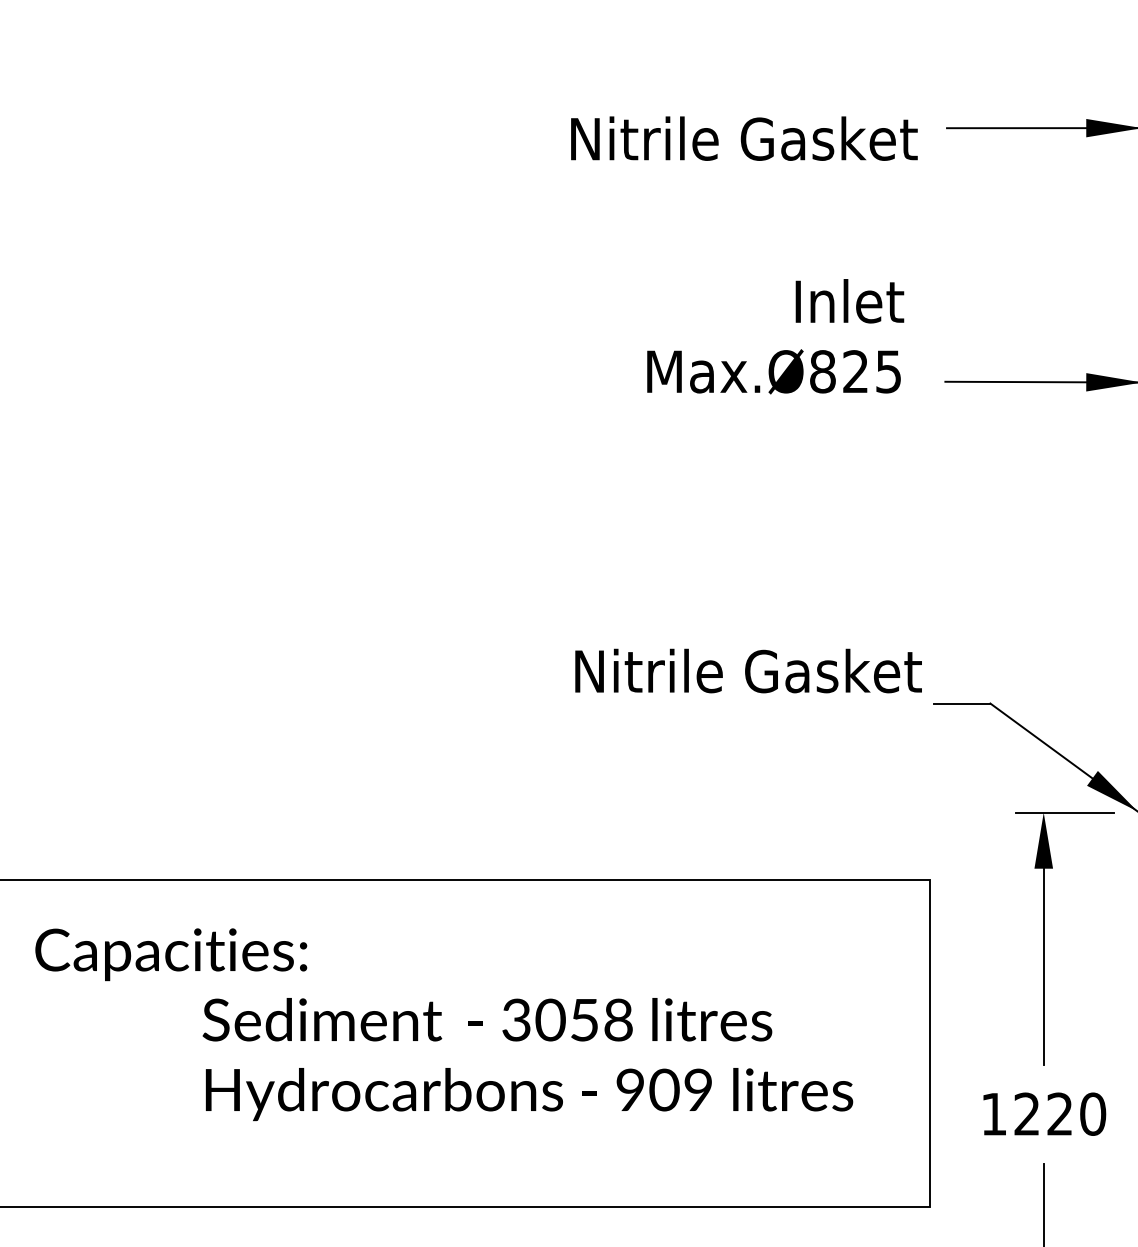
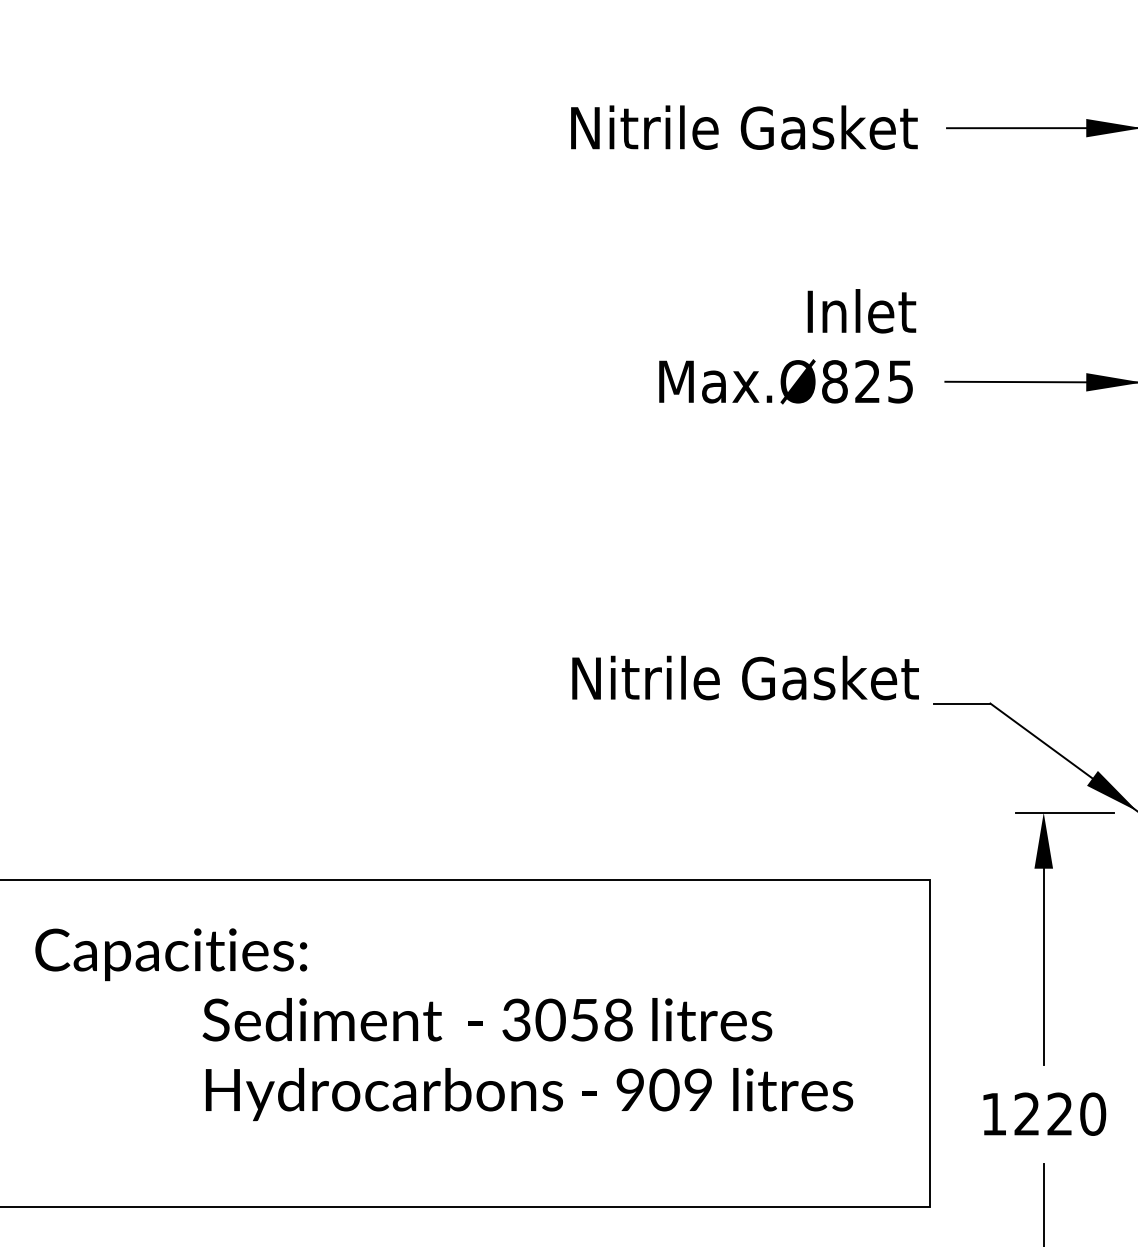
text position: (744, 138) -> (744, 127) (744, 127)
text position: (775, 336) -> (787, 346) (787, 346)
text position: (748, 670) -> (745, 677) (745, 677)
